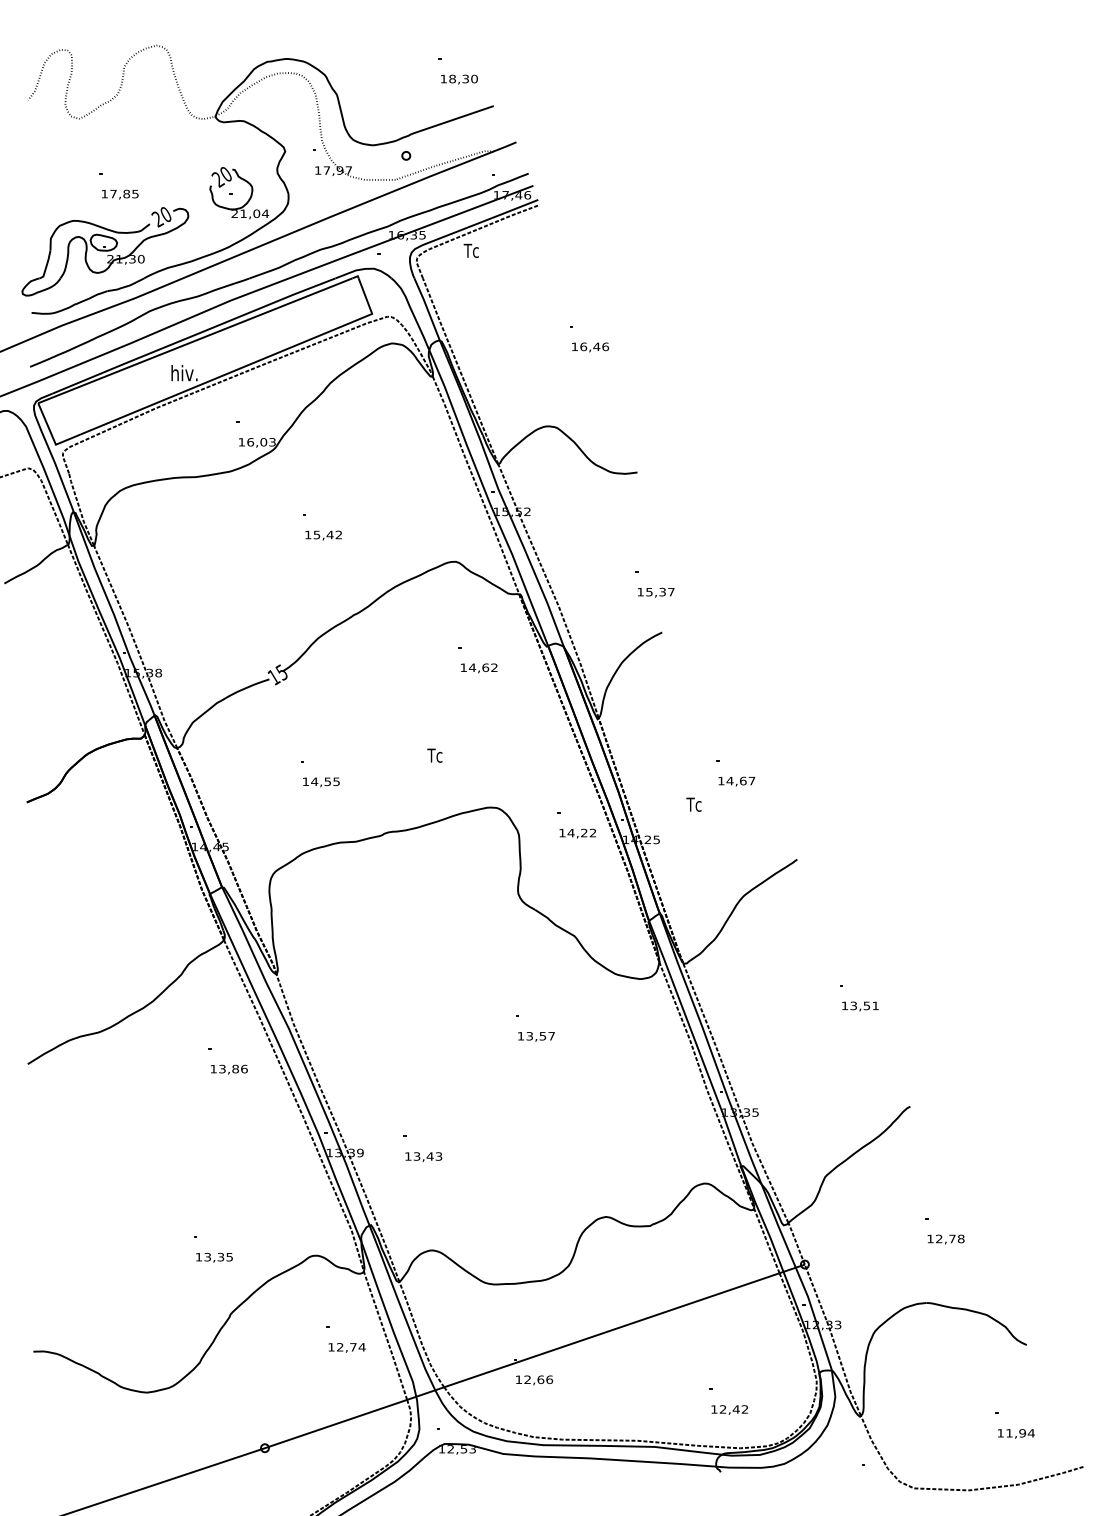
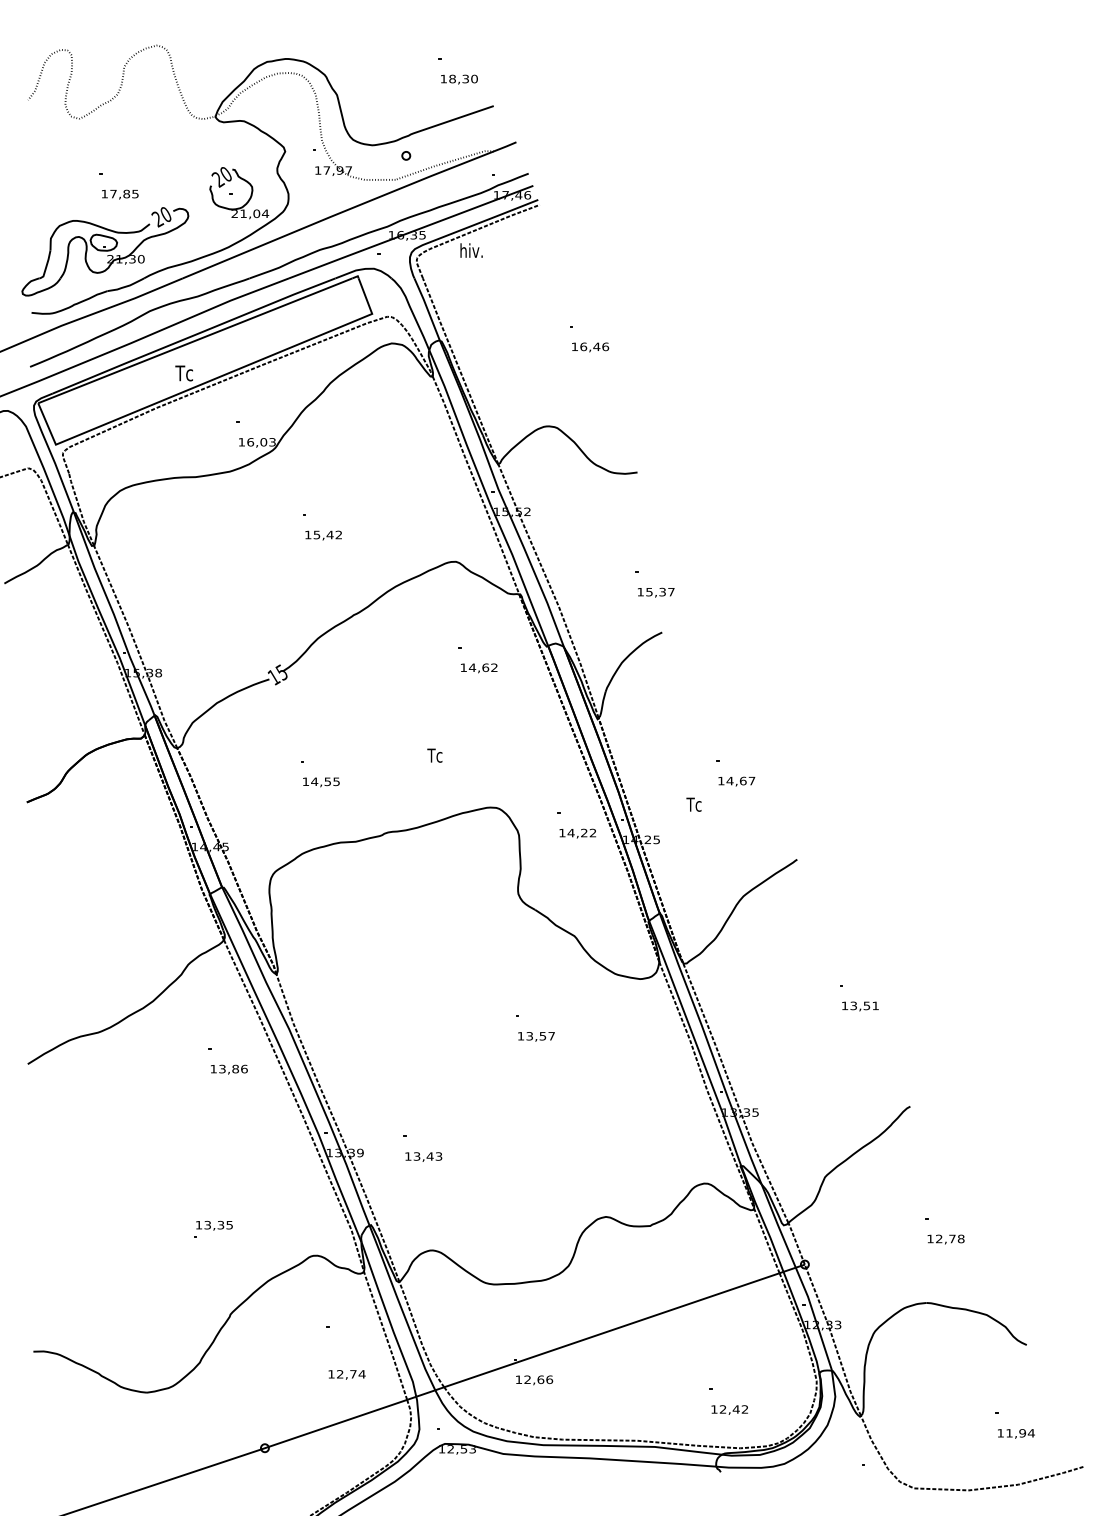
text: Tc -> hiv. (471, 250)
text: hiv. -> Tc (184, 373)
text position: (214, 1257) -> (214, 1225) (214, 1225)
text position: (346, 1347) -> (346, 1374) (346, 1374)
